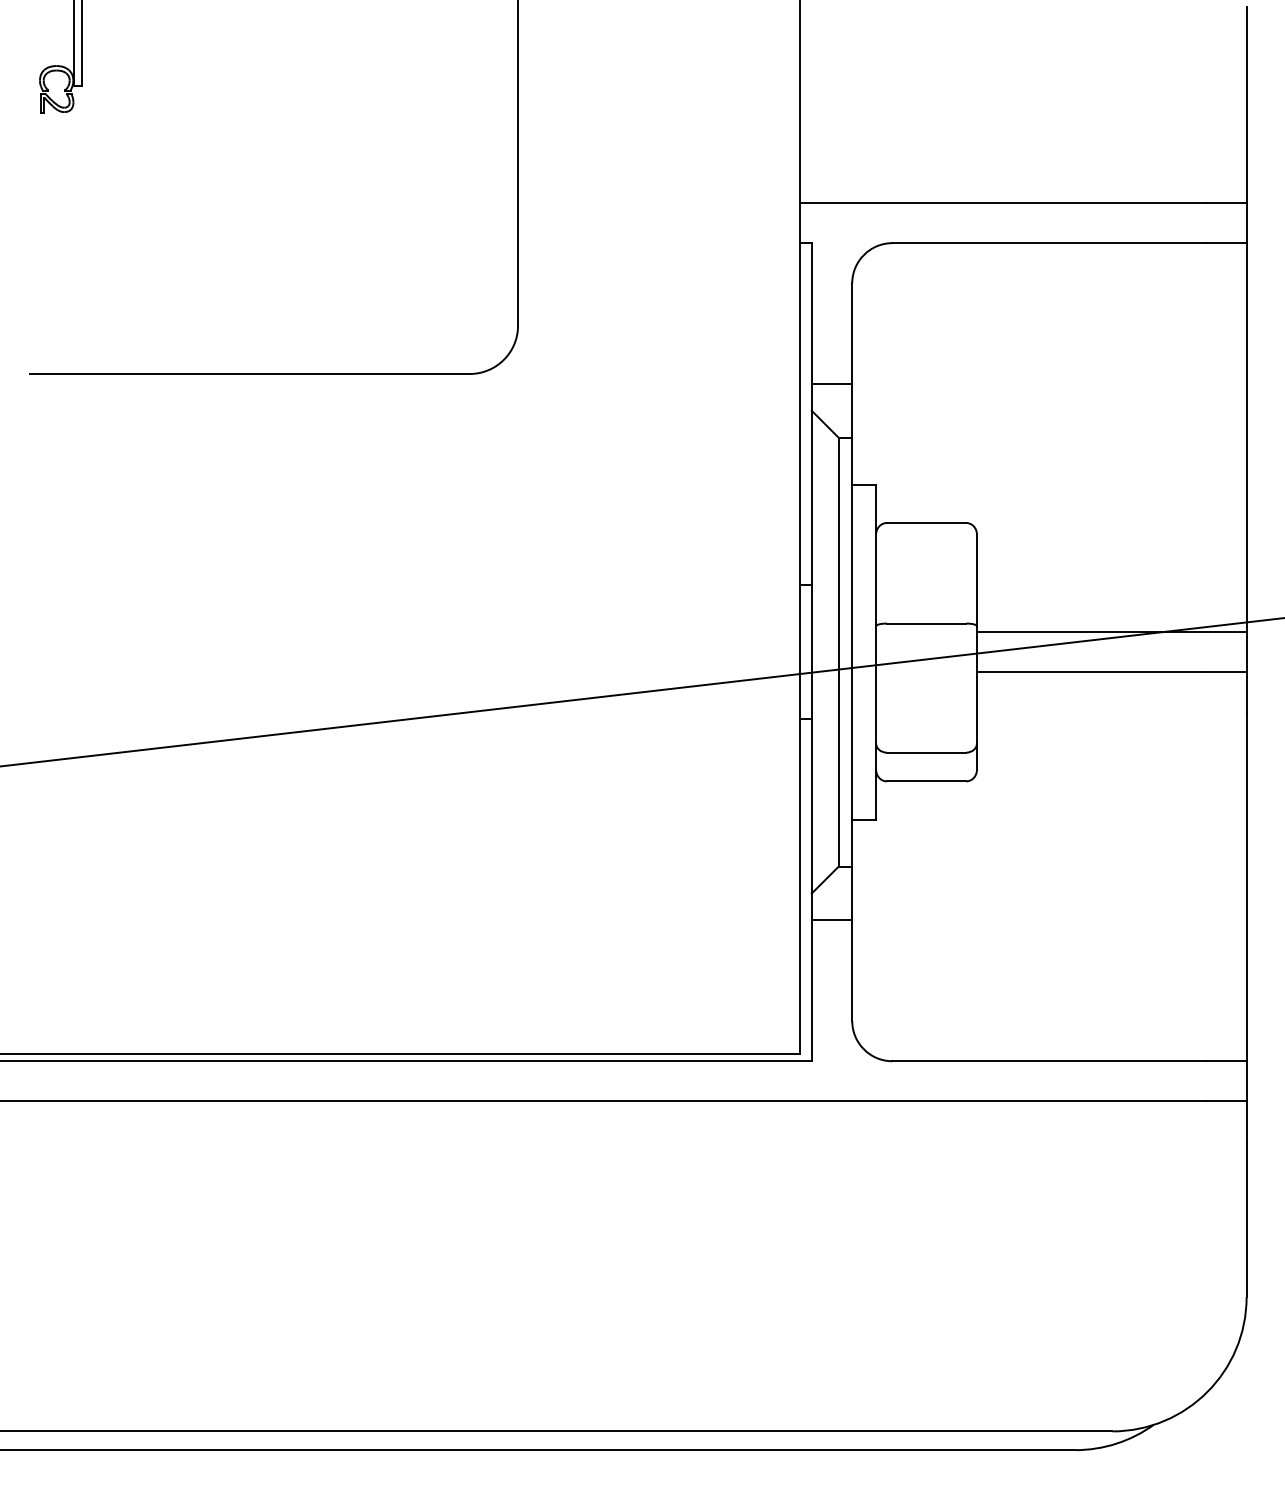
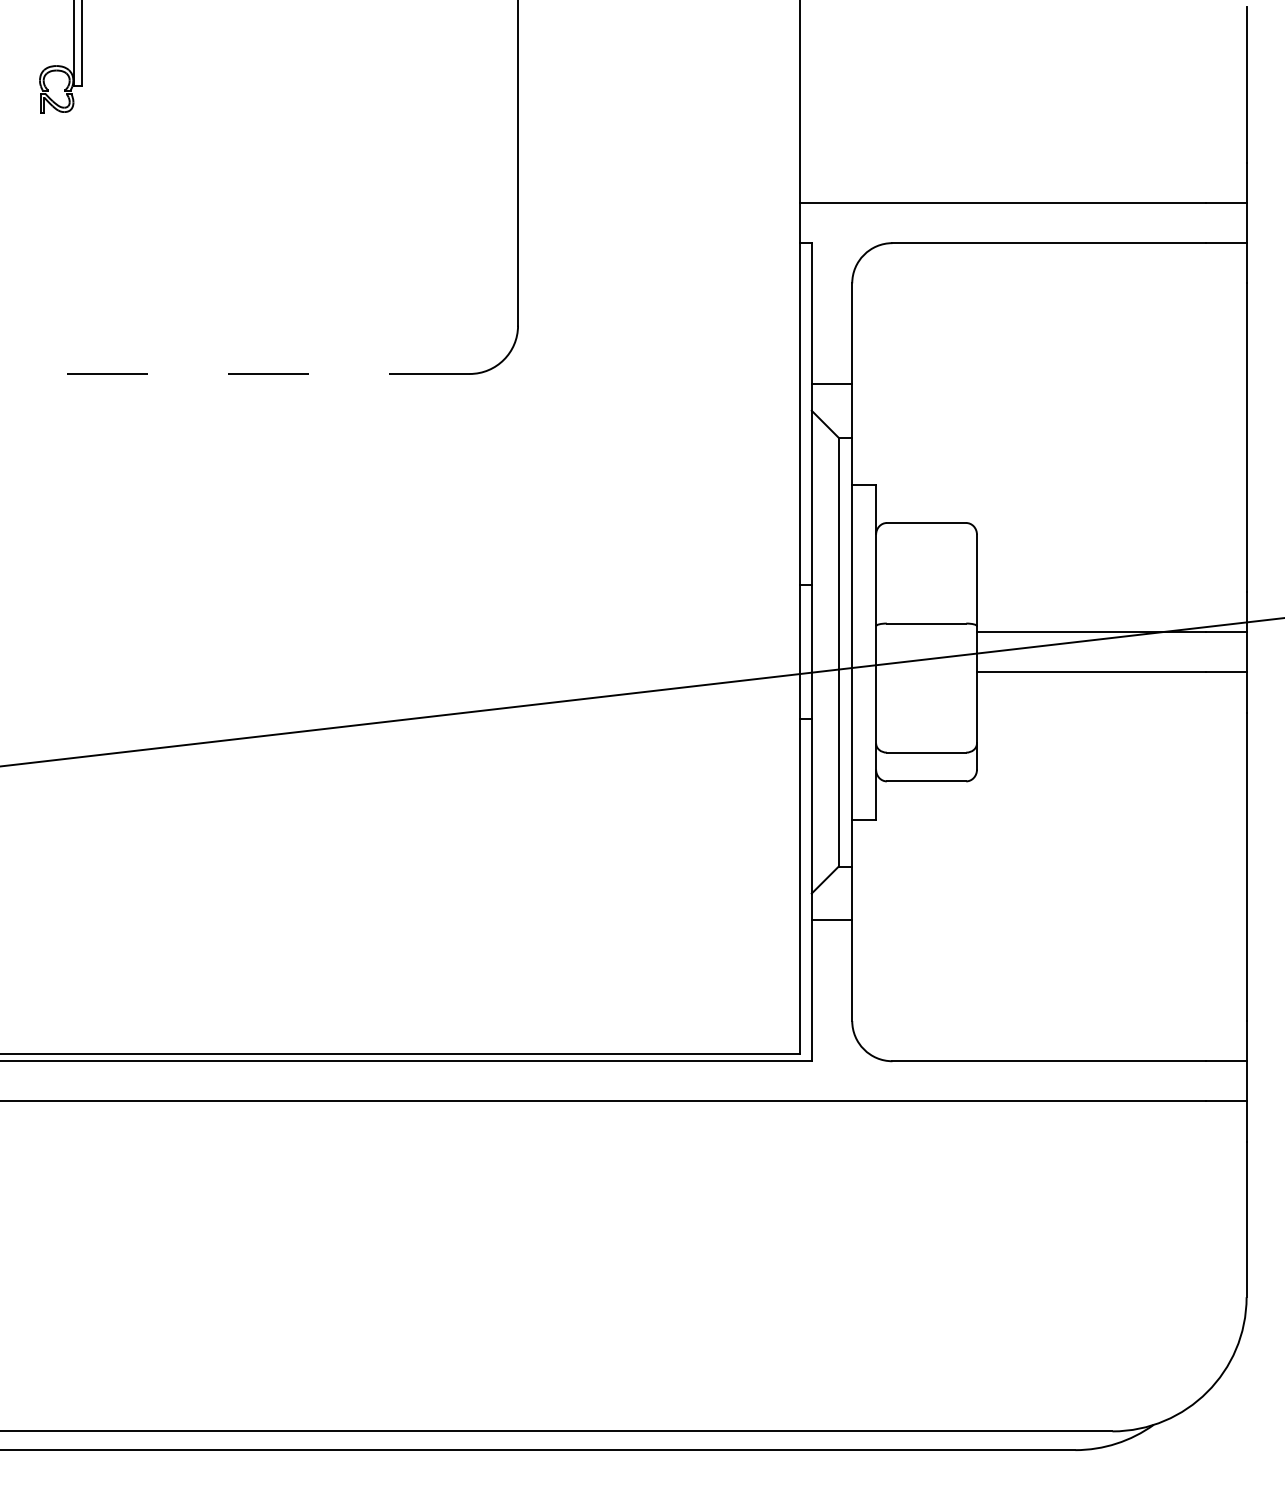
line: solid -> dashed (249, 373)
